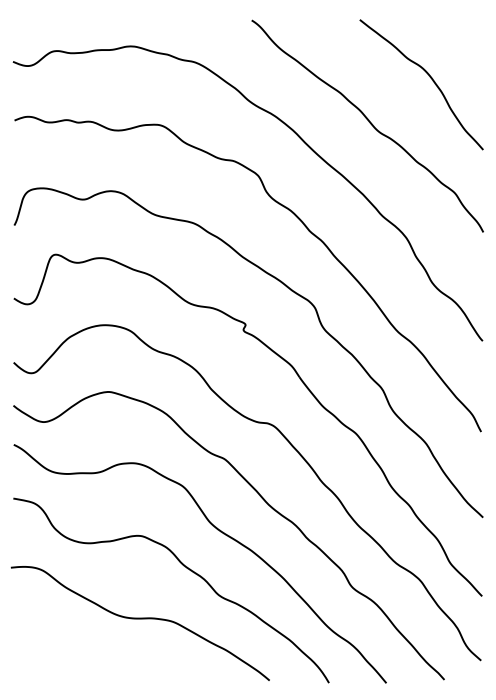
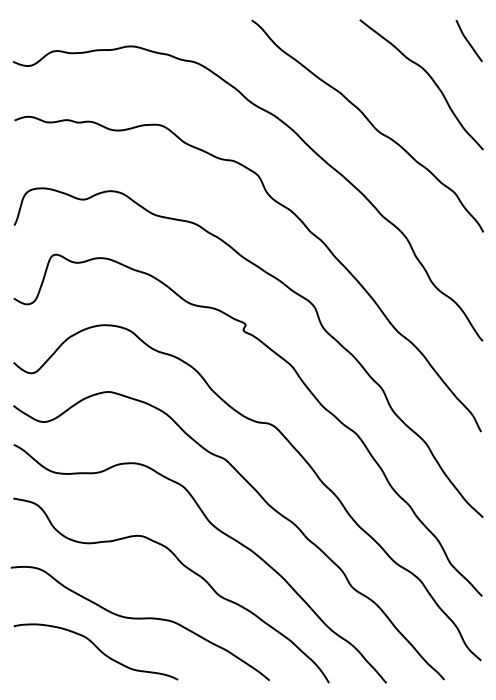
curve: none -> present (468, 41)
curve: none -> present (97, 649)
